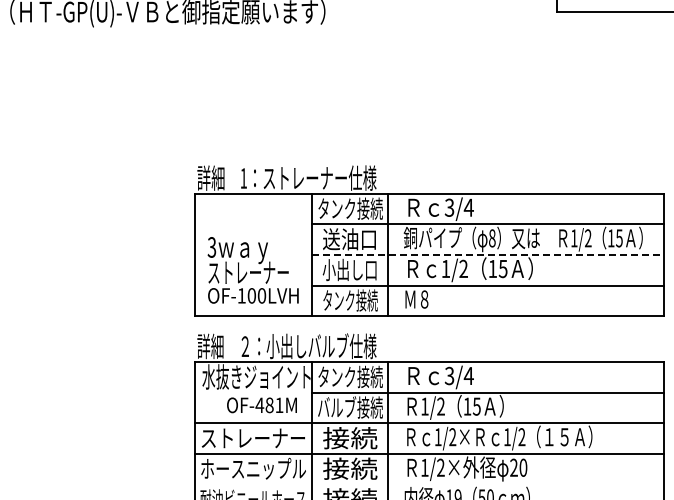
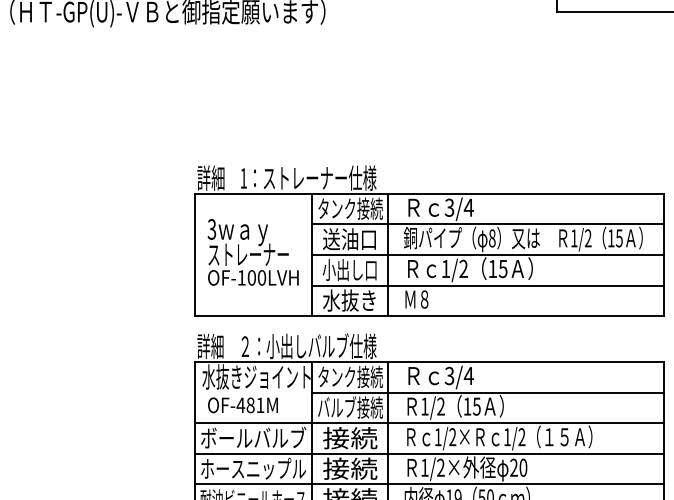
line: dashed -> solid (487, 254)
text position: (252, 270) -> (252, 252) (252, 252)
text: タンク接続 -> 水抜き (350, 300)
text position: (261, 405) -> (242, 405) (242, 405)
text: ストレーナー -> ボールバルブ (253, 437)
line: none -> present (428, 484)
